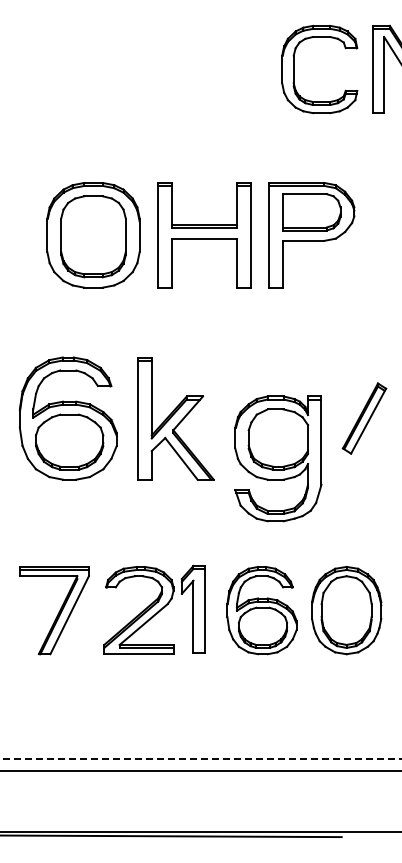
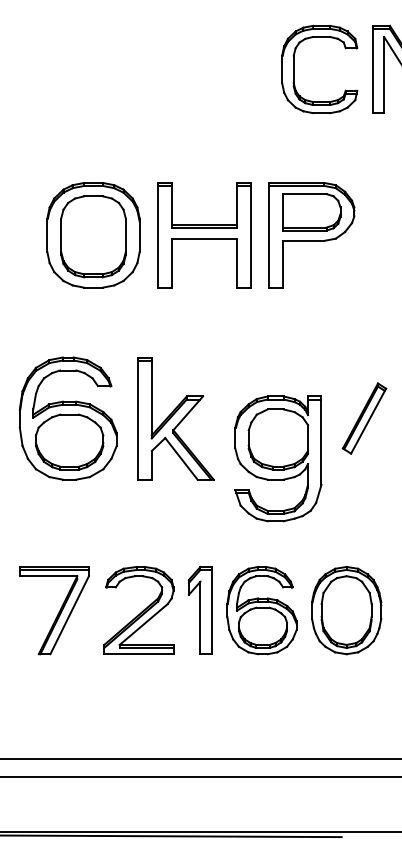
part position: (192, 608) -> (199, 609) (199, 609)
line: dashed -> solid (200, 758)
line position: (200, 771) -> (200, 777) (200, 777)
